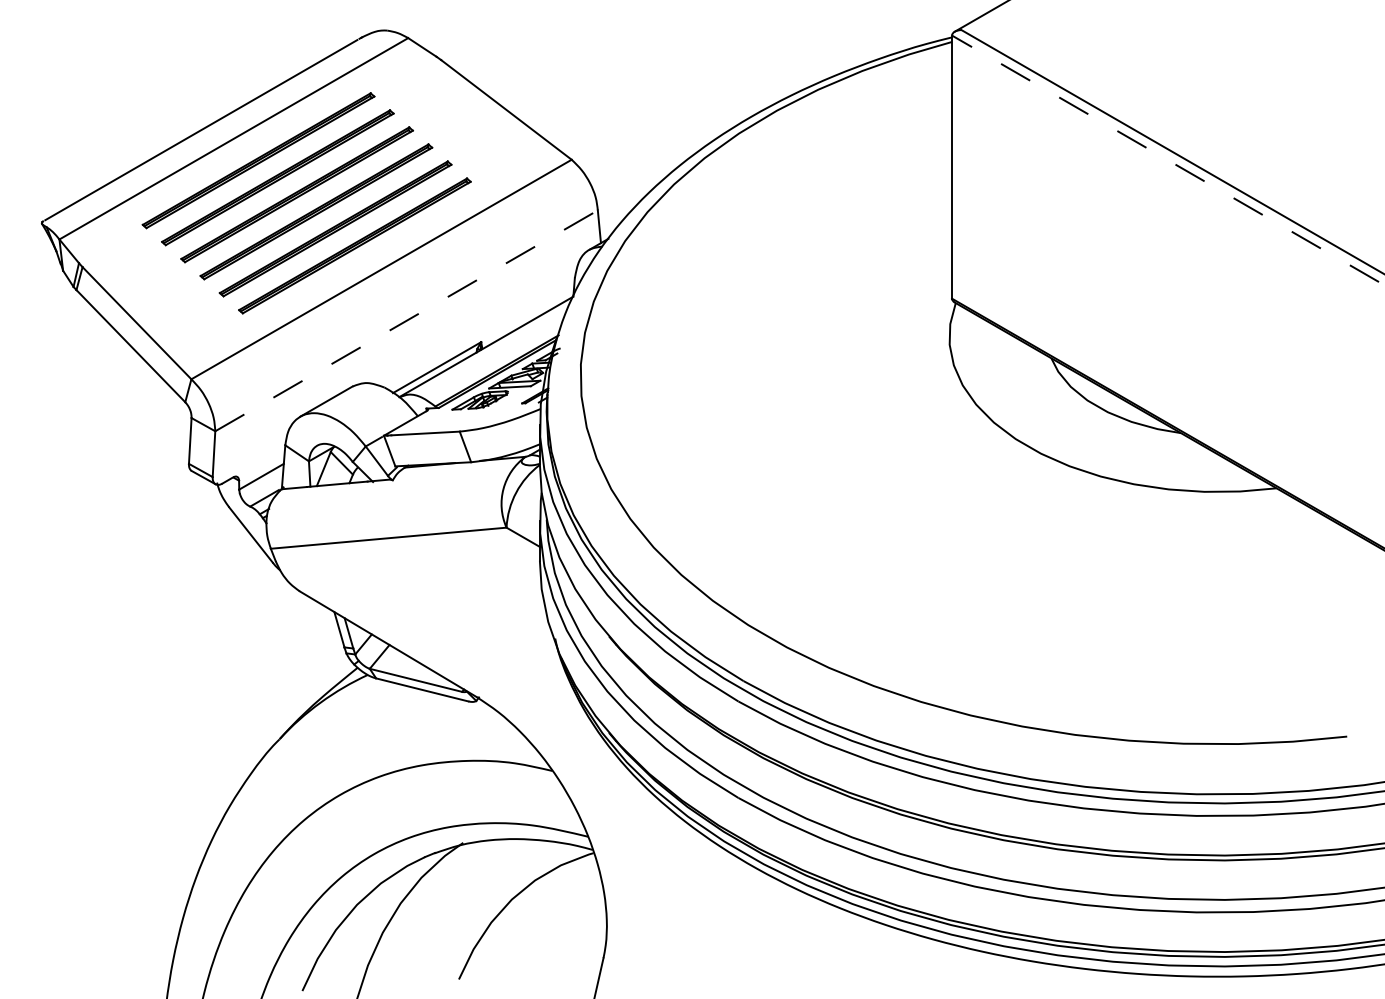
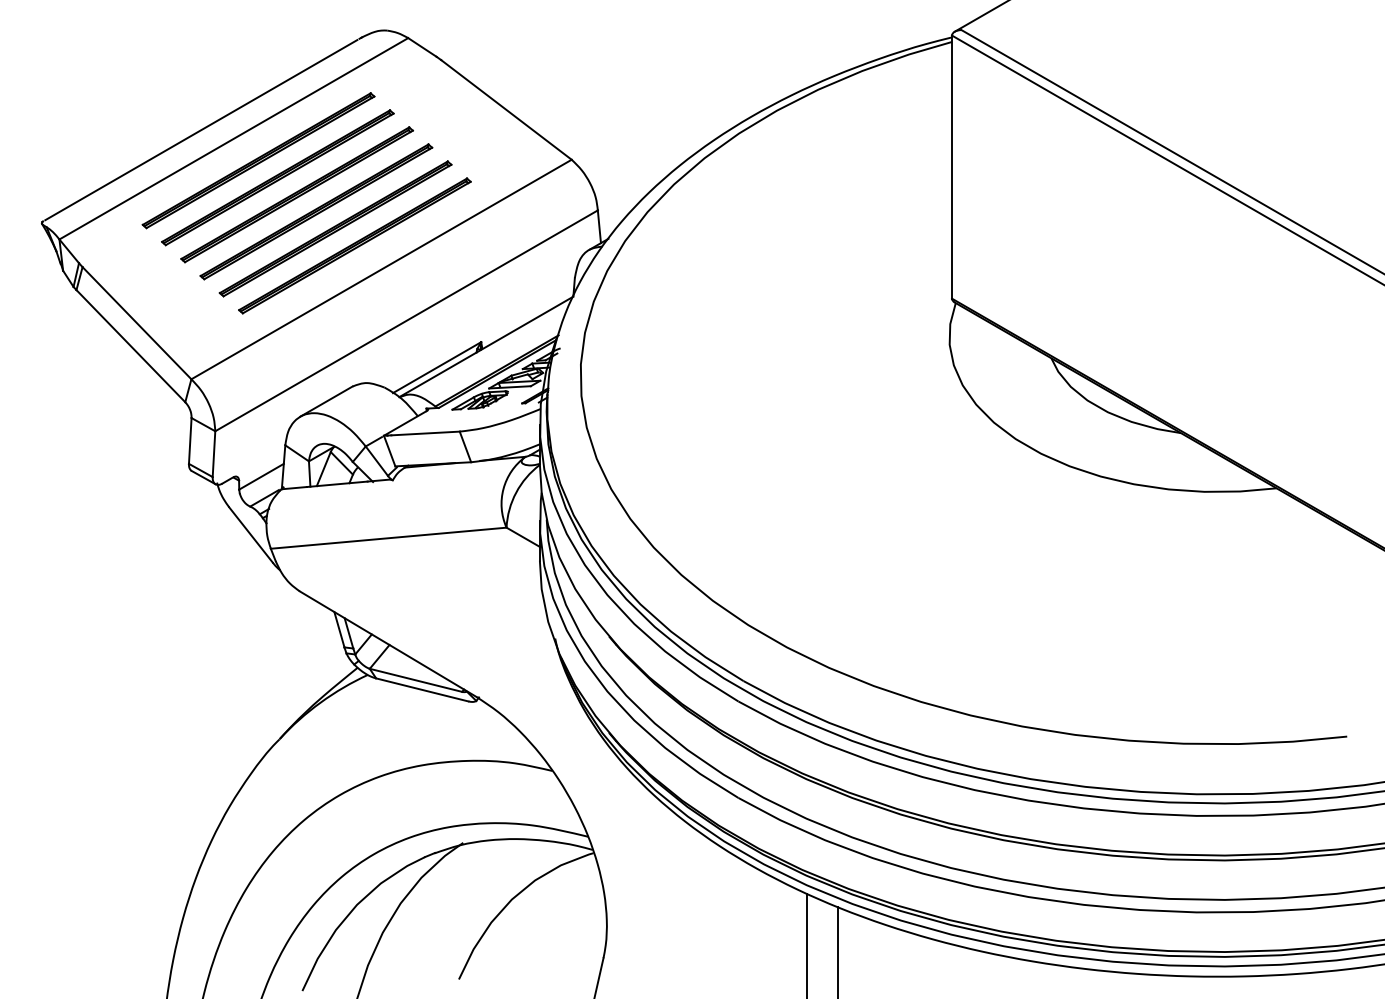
line: dashed -> solid (1167, 160)
line: dashed -> solid (406, 320)
line: none -> present (806, 944)
line: none -> present (837, 951)
